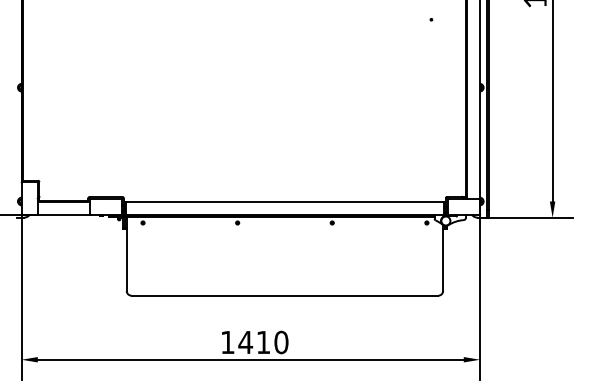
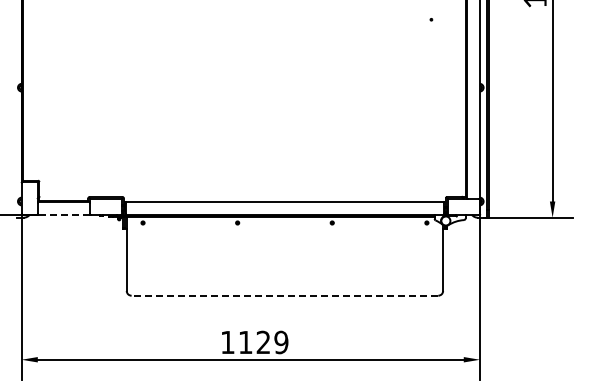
line: solid -> dashed (63, 214)
line: solid -> dashed (284, 295)
text: 1410 -> 1129 (263, 342)
